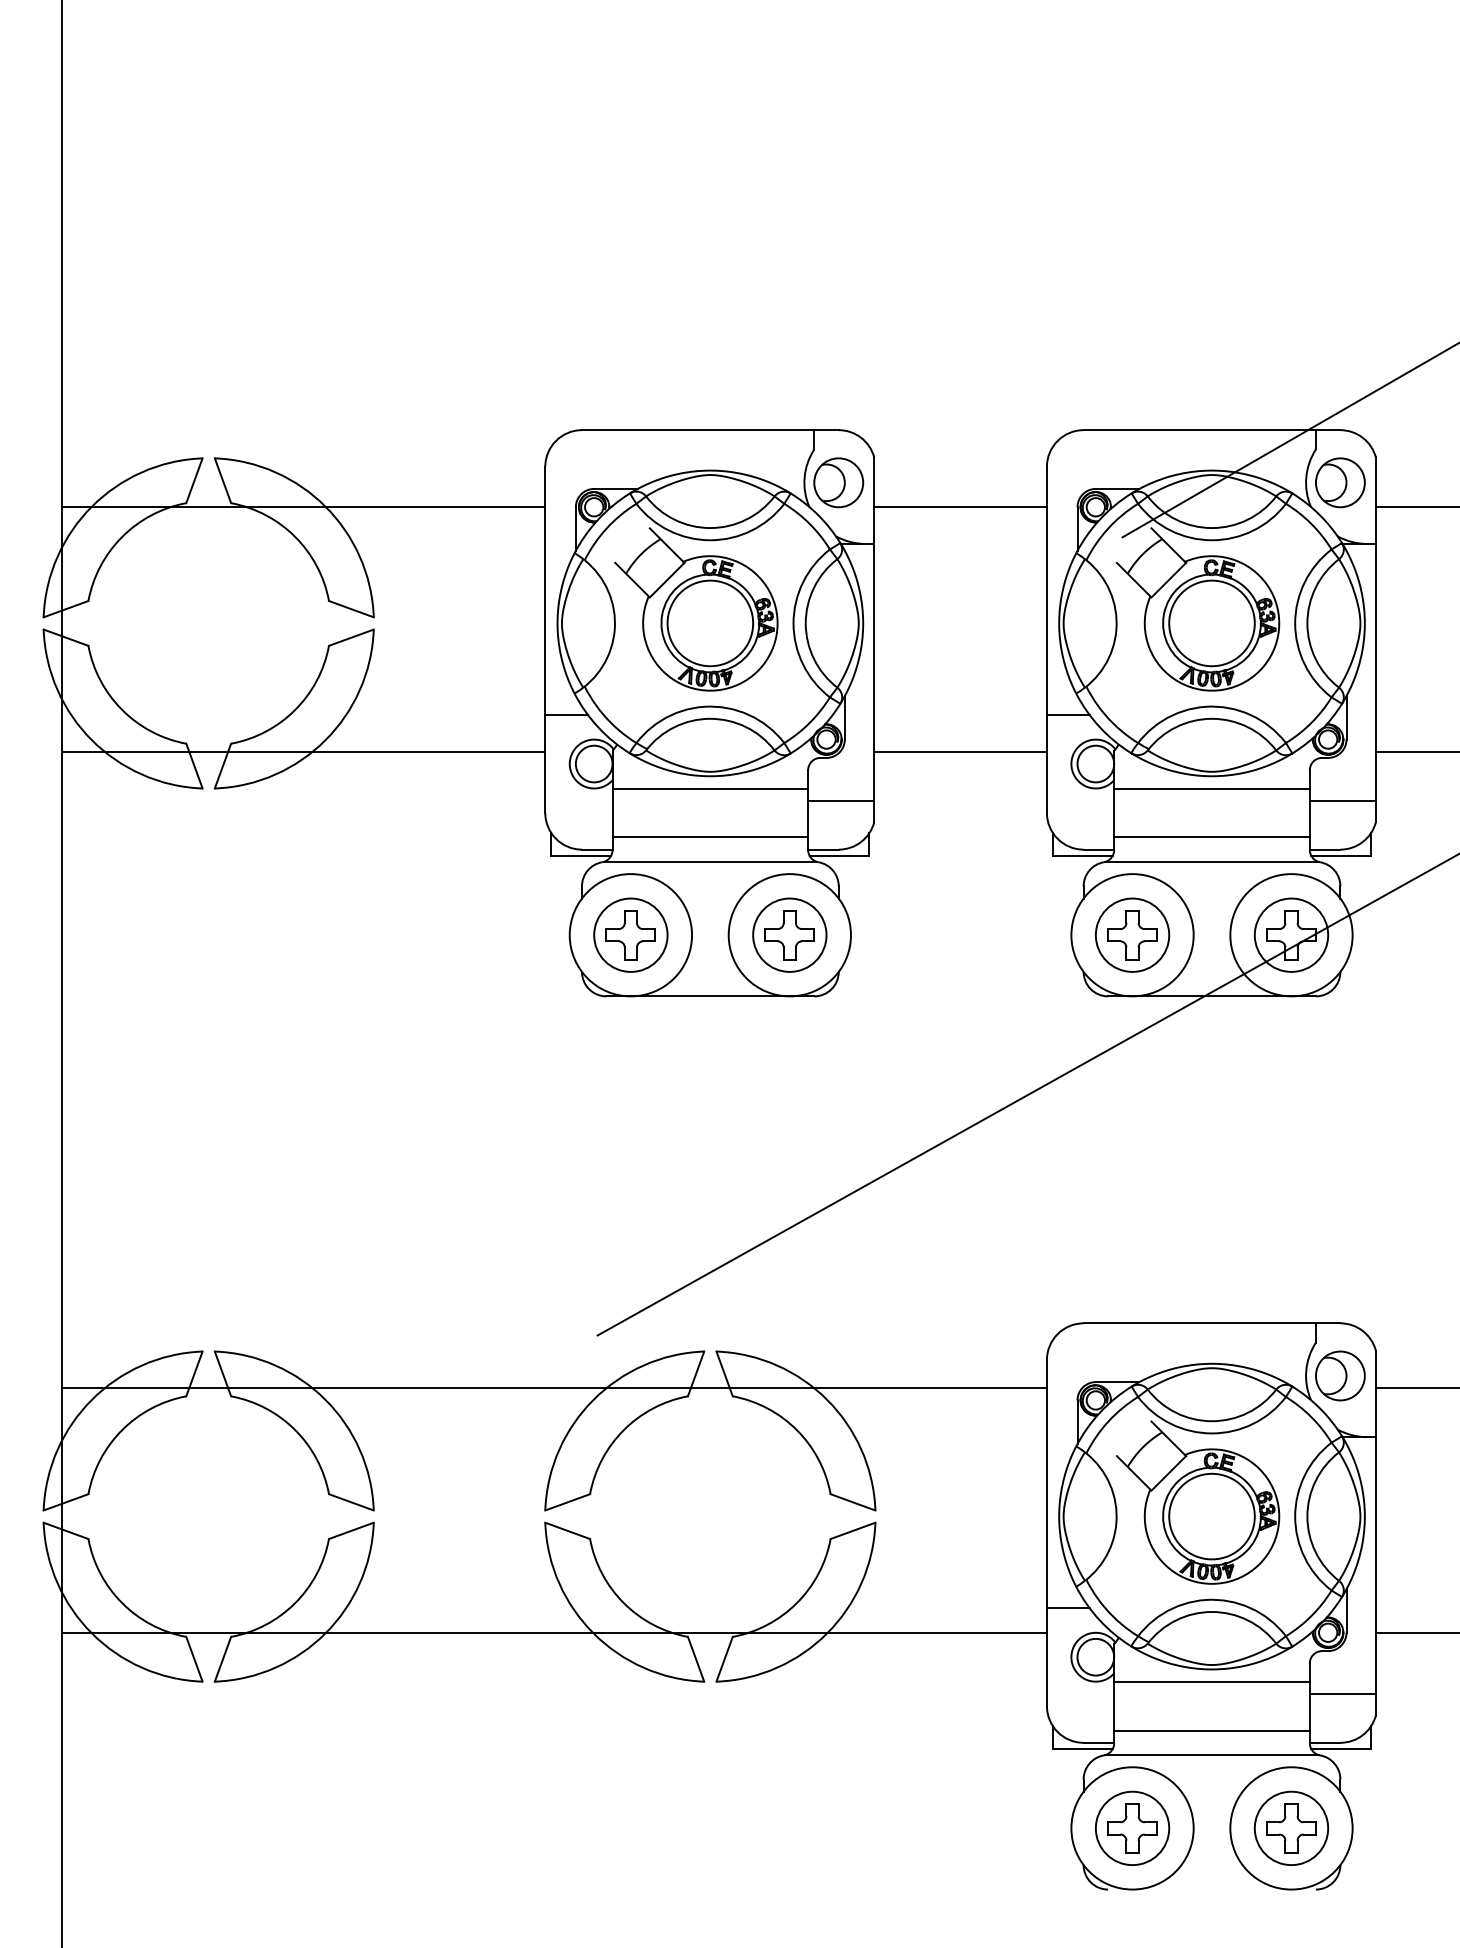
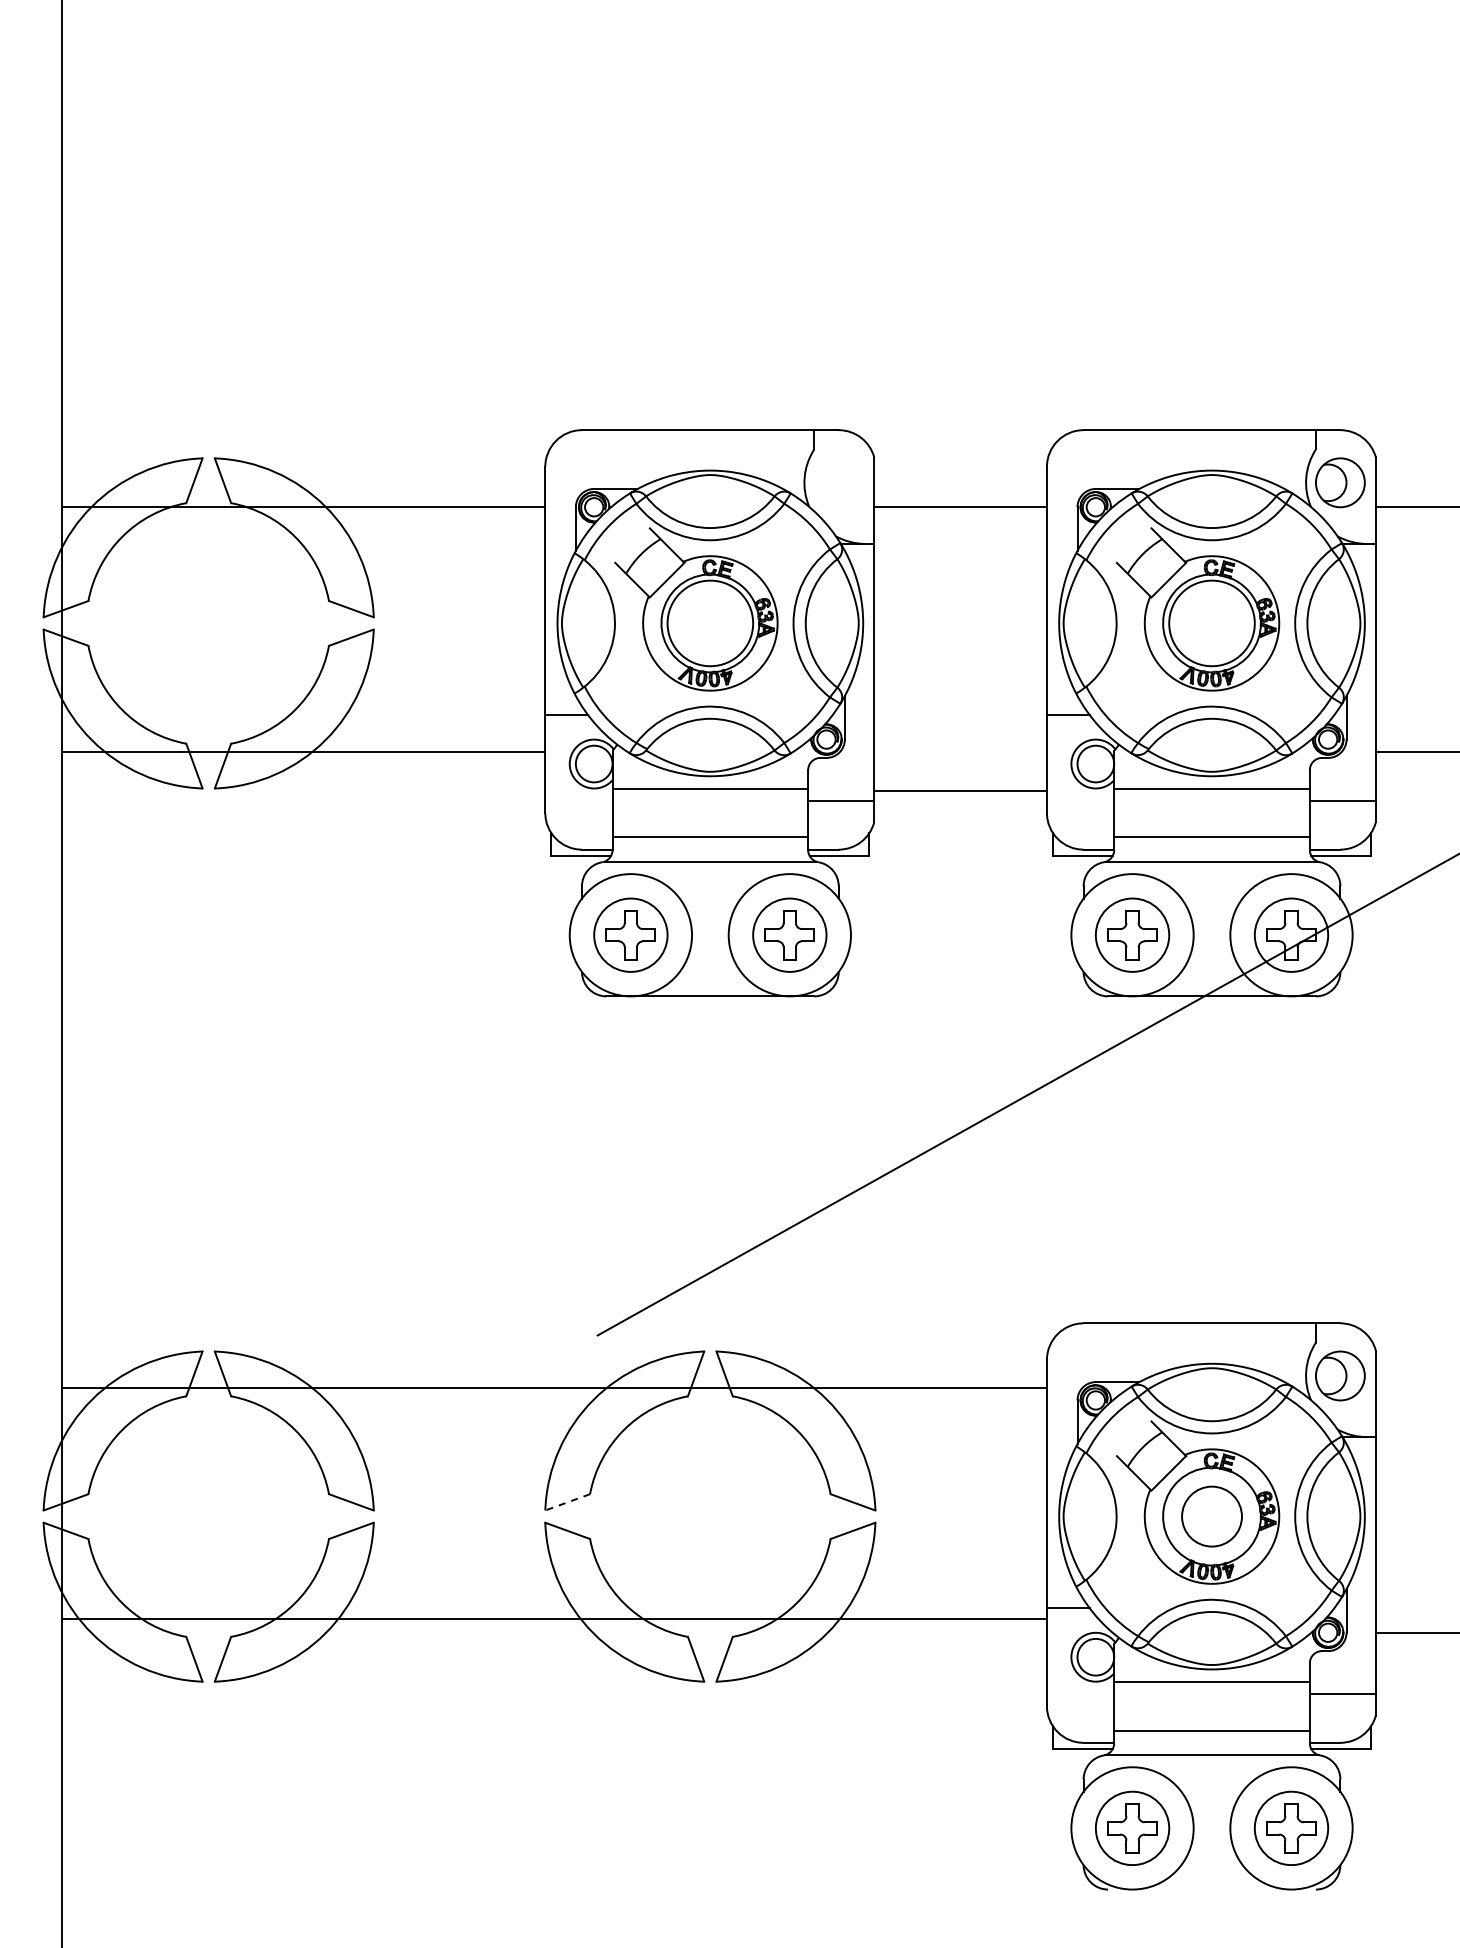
line: present -> none (1289, 440)
part: present -> none (838, 482)
line position: (960, 751) -> (960, 790) (960, 790)
line: present -> none (1415, 1388)
line: solid -> dashed (567, 1502)
circle diameter: 86 px -> 60 px (1211, 1516)
line position: (553, 1632) -> (553, 1618) (553, 1618)
